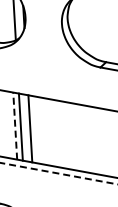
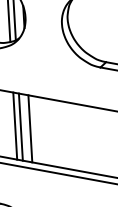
line: none -> present (9, 22)
line: dashed -> solid (15, 126)
line: dashed -> solid (58, 173)
